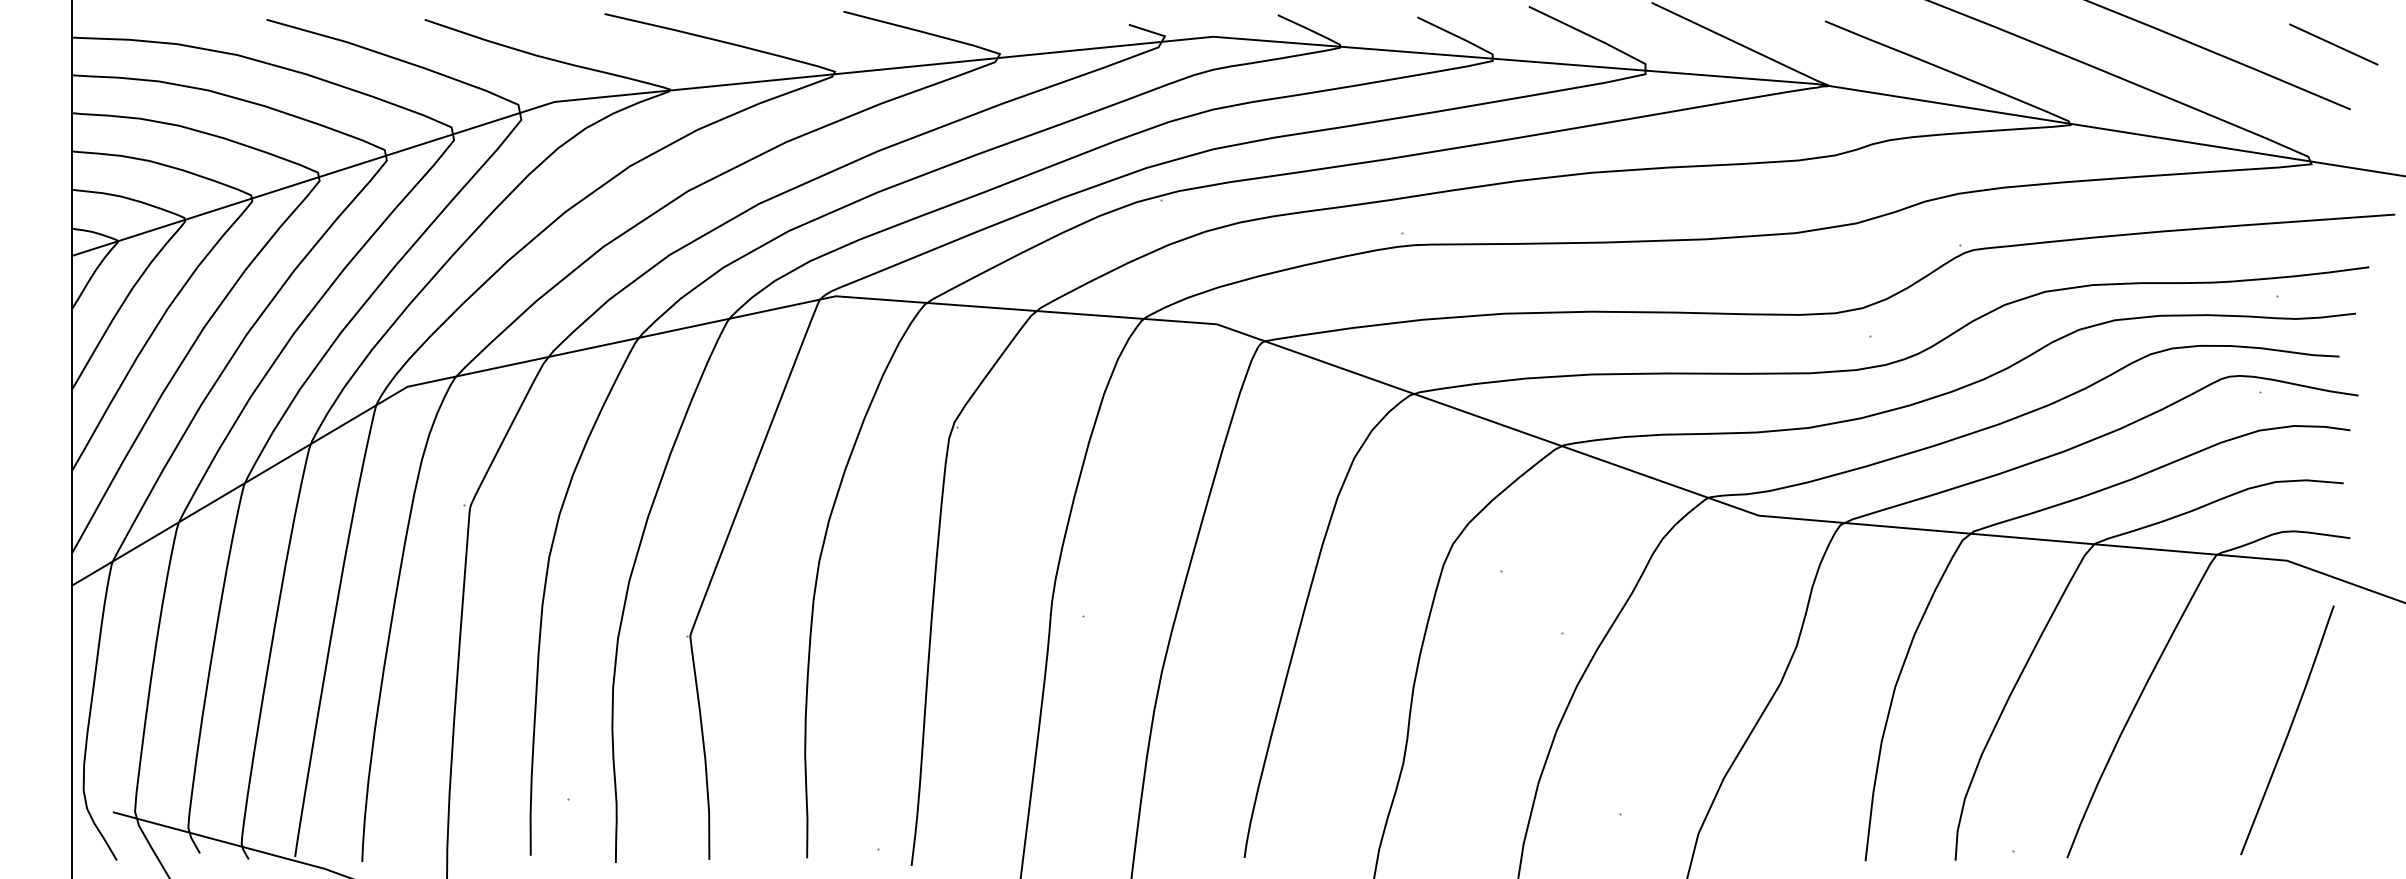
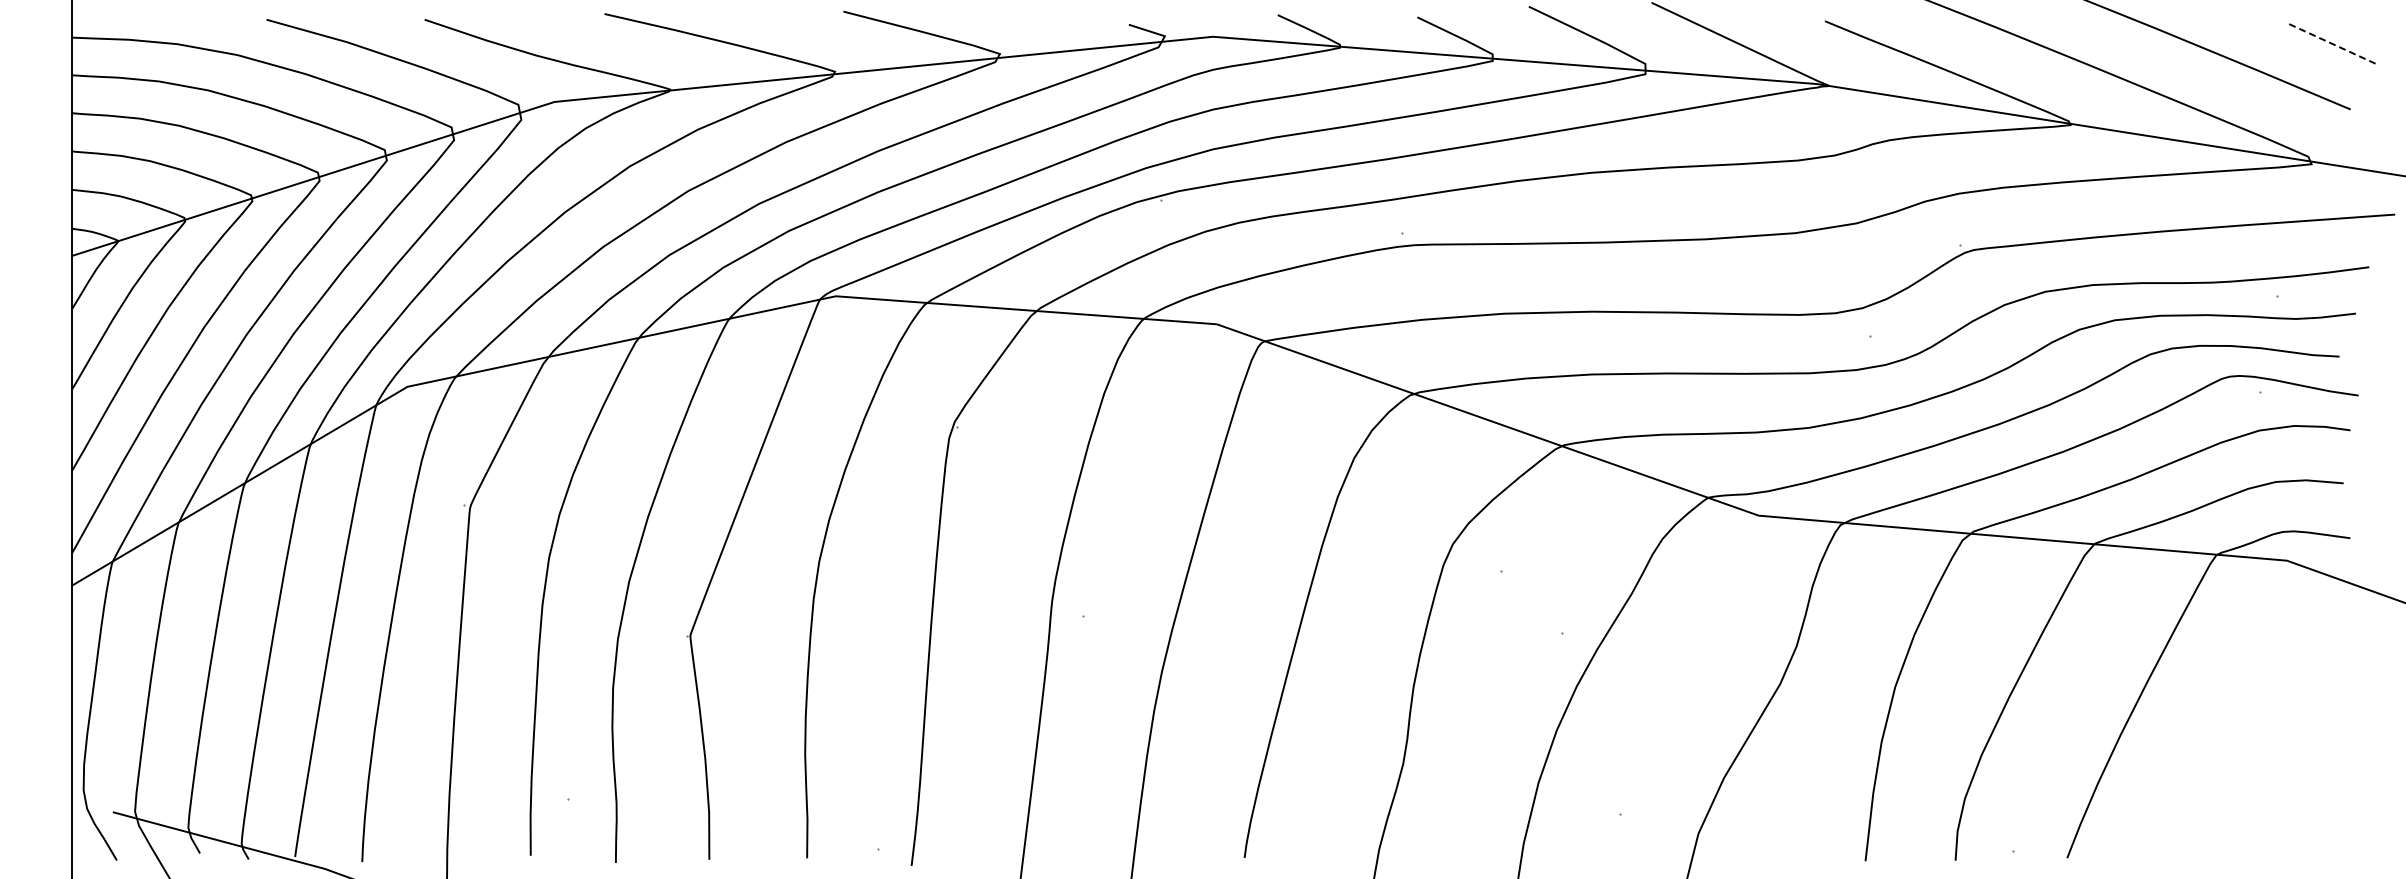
line: solid -> dashed (2333, 44)
curve: present -> none (2288, 730)
